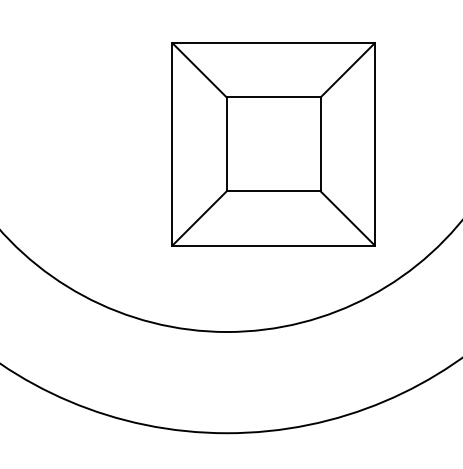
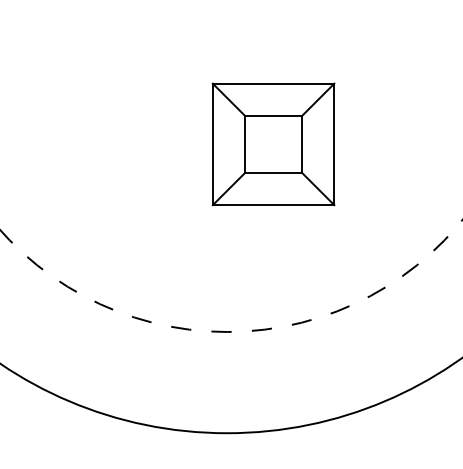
part size: 205x205 px -> 125x125 px (273, 144)
arc: solid -> dashed (233, 331)
